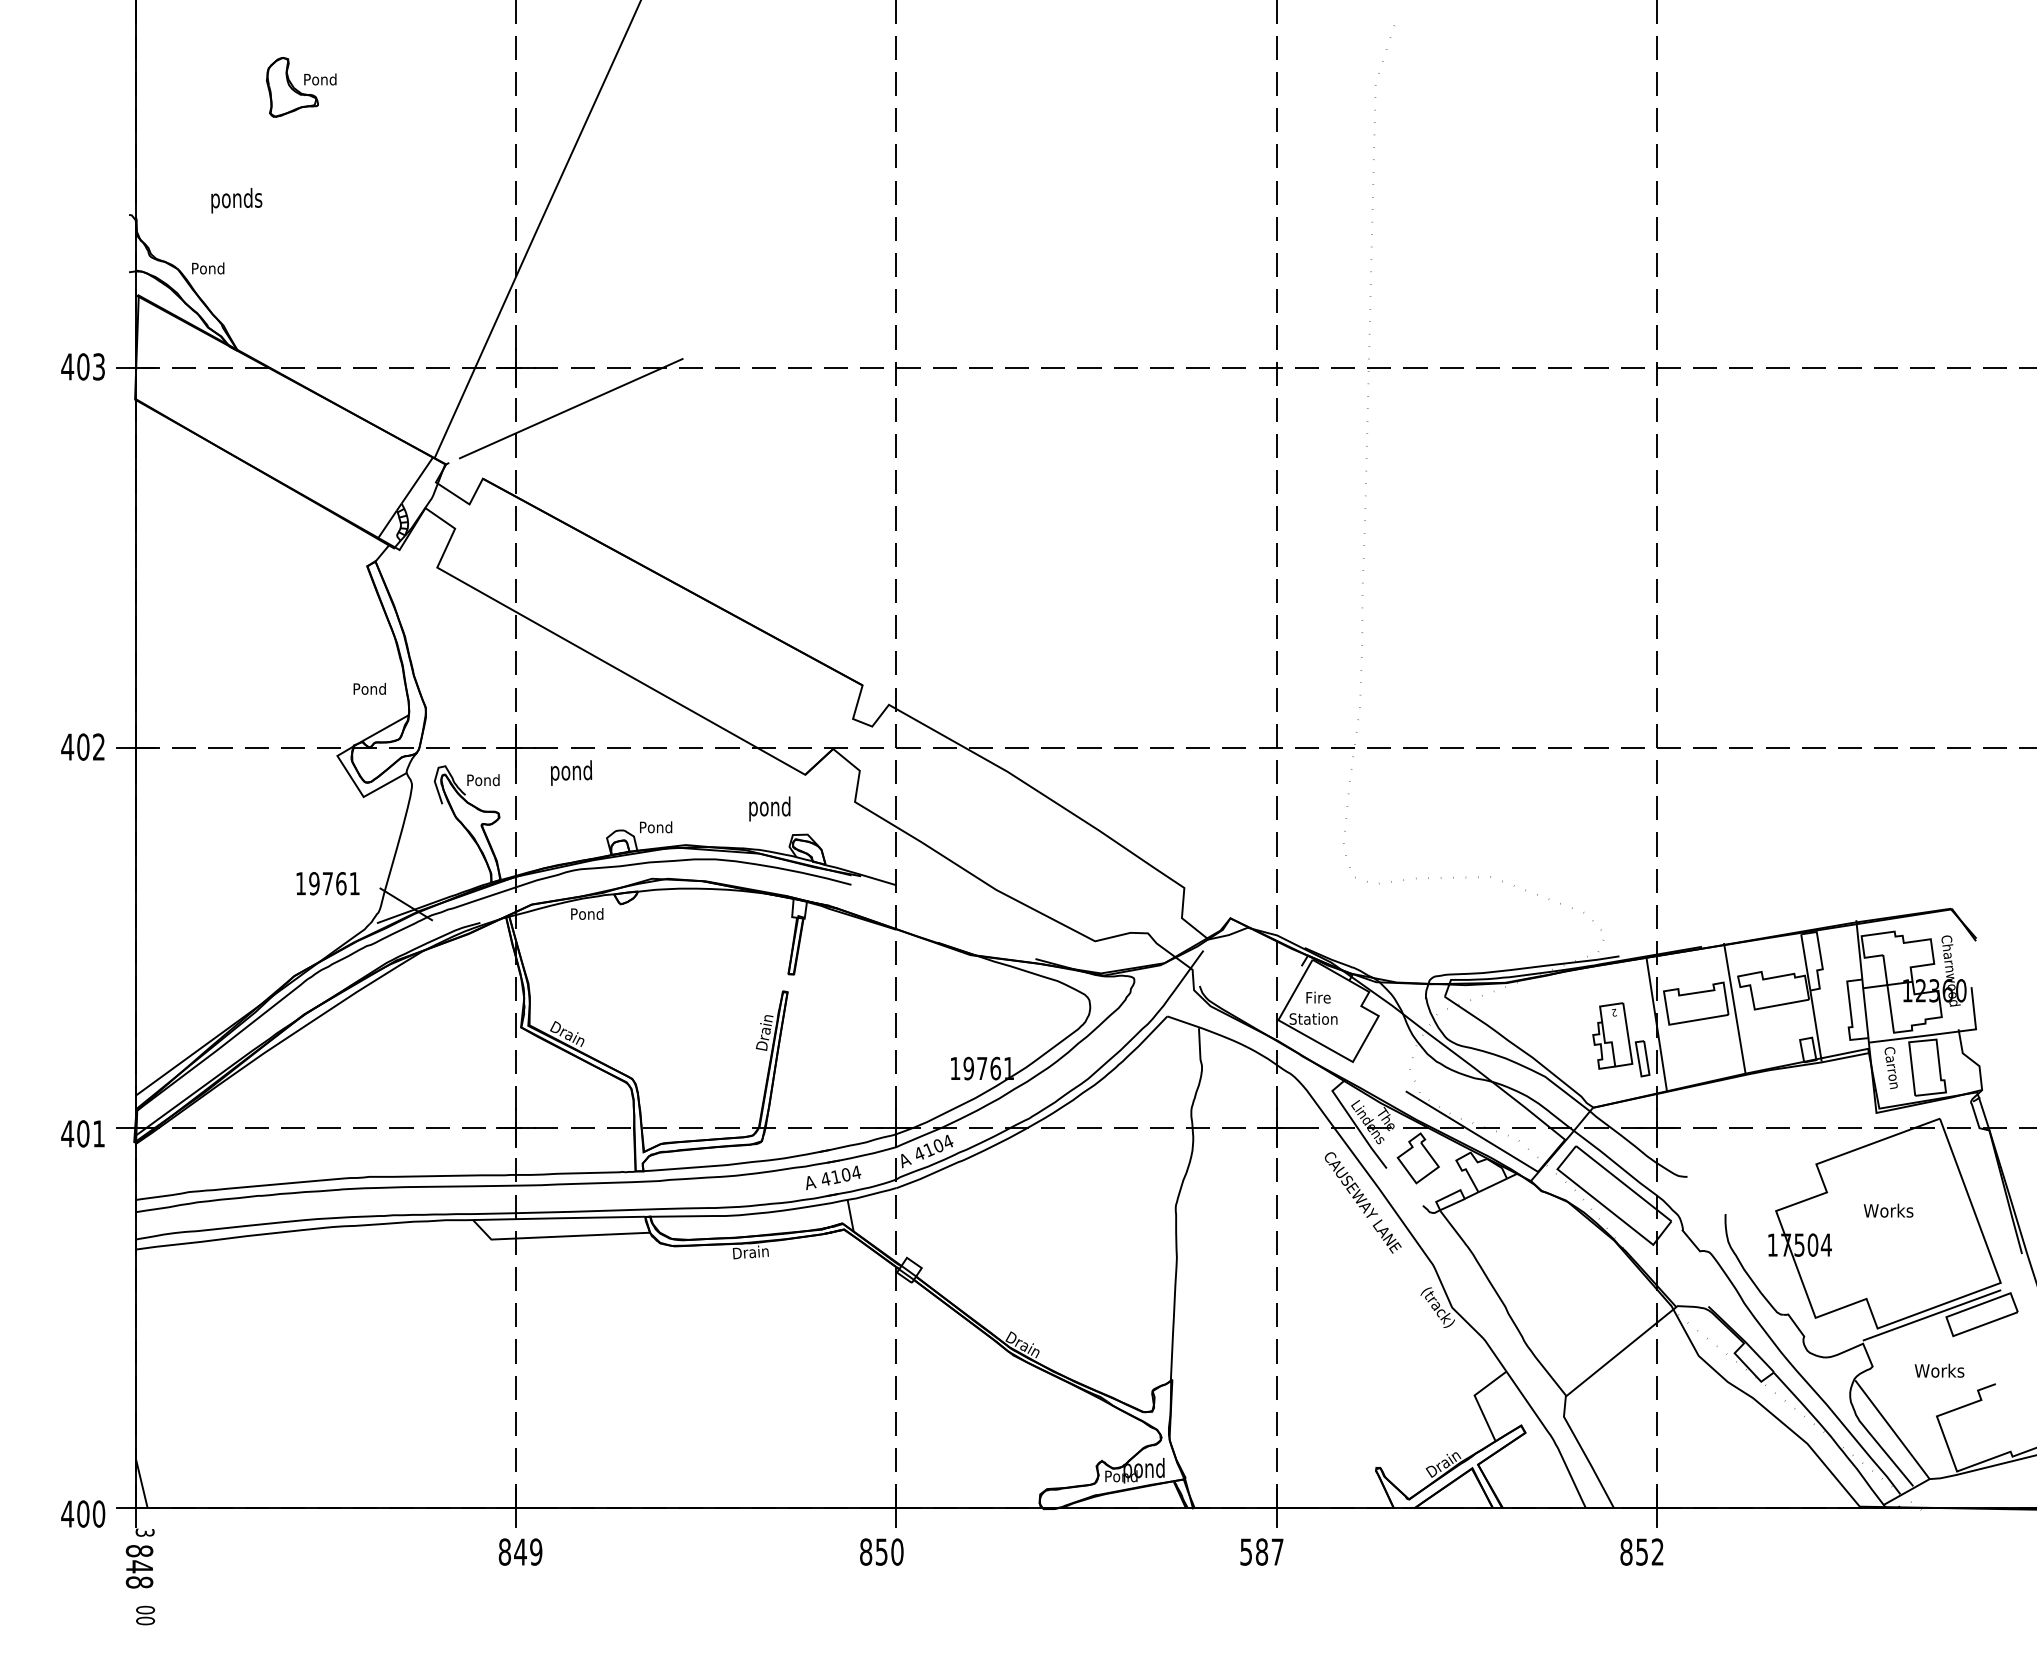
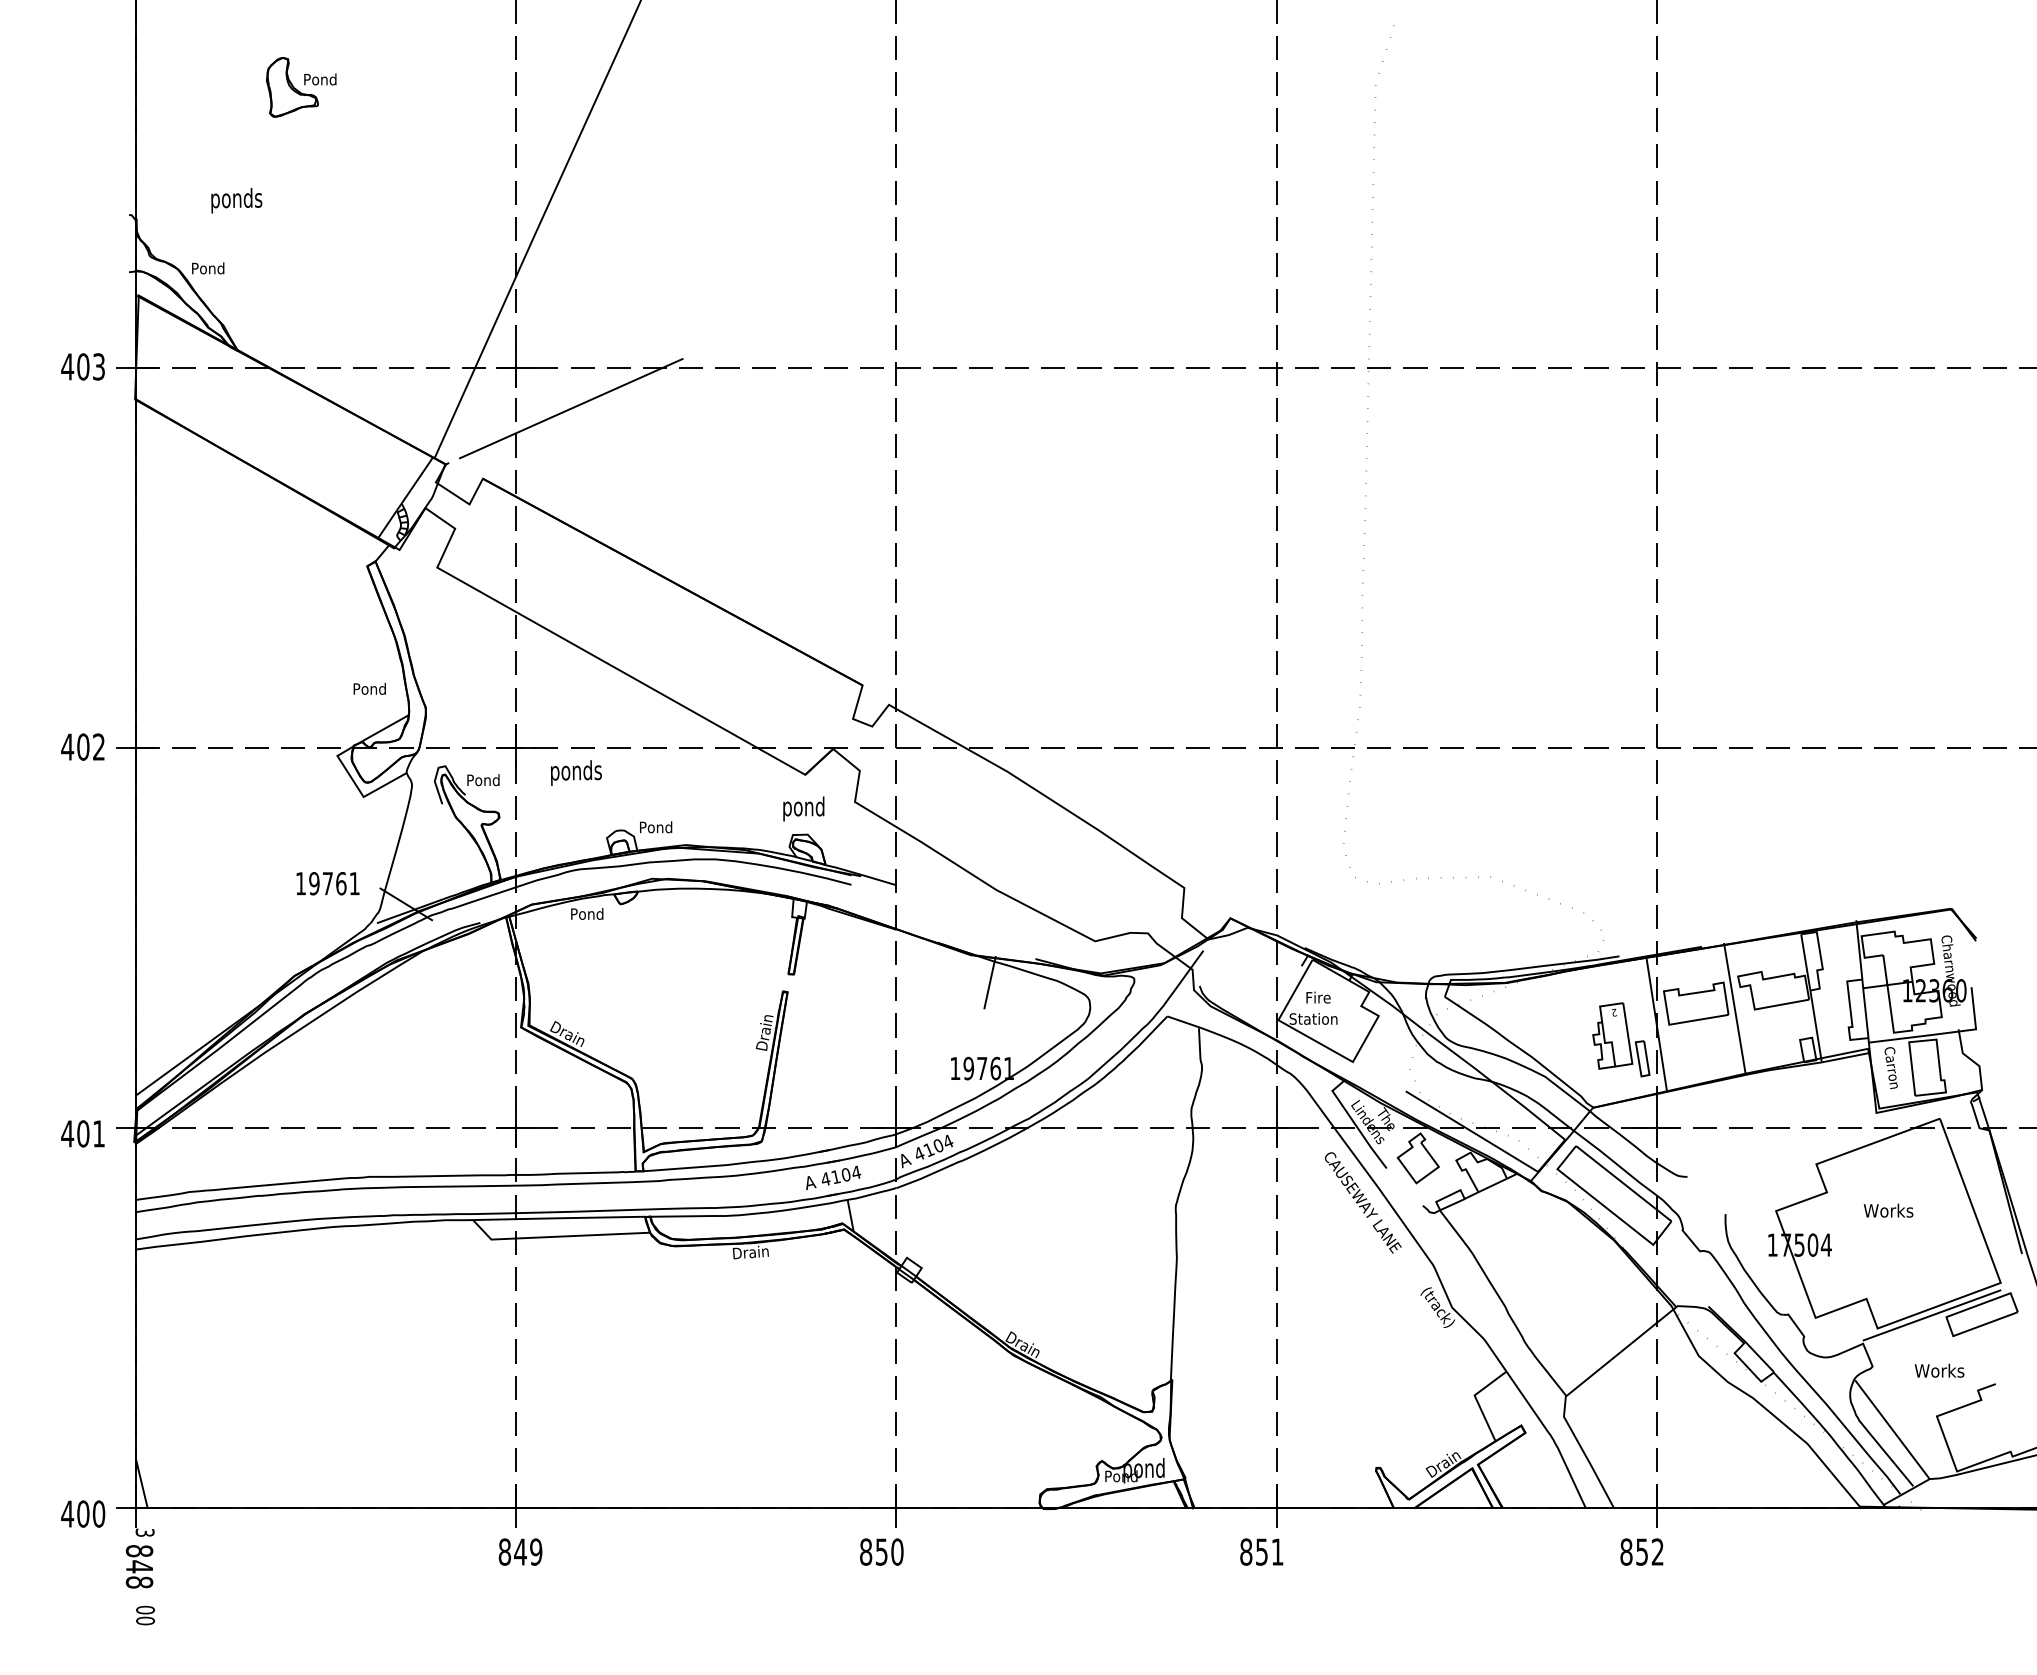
text: pond -> ponds (597, 772)
text position: (769, 808) -> (803, 808) (803, 808)
line: none -> present (989, 982)
text: 587 -> 851 (1261, 1551)
